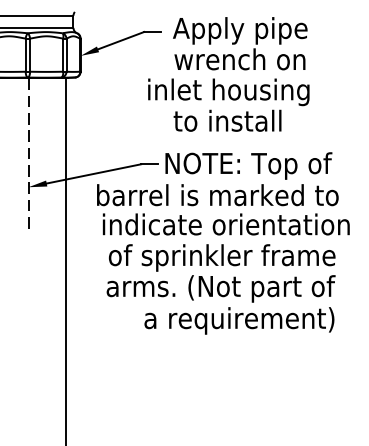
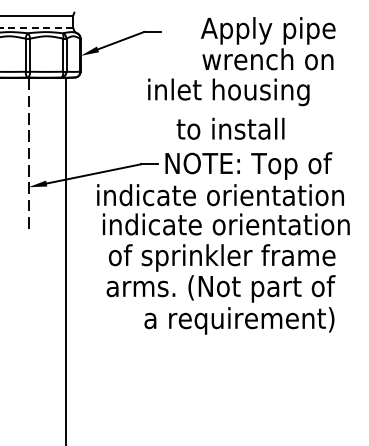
line: solid -> dashed (36, 27)
text position: (240, 43) -> (268, 43) (268, 43)
text position: (227, 120) -> (230, 128) (230, 128)
text: barrel is marked to -> indicate orientation (220, 195)
